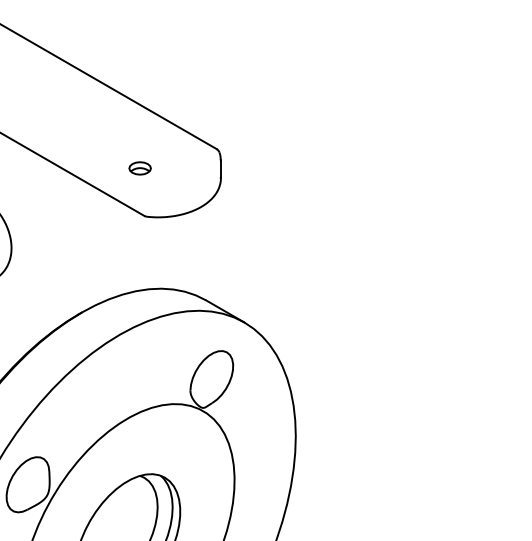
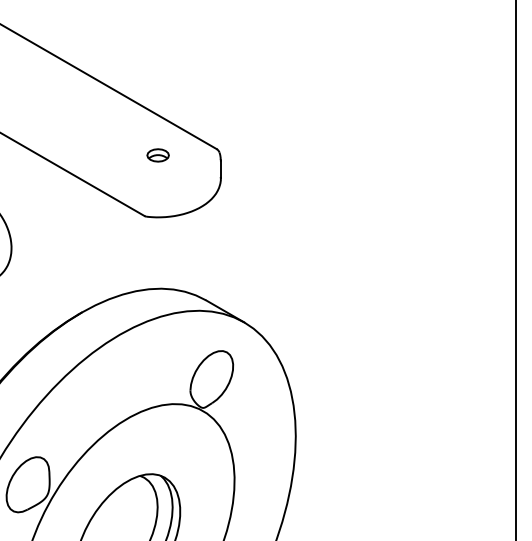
part position: (139, 168) -> (157, 155) (157, 155)
line: none -> present (516, 269)
